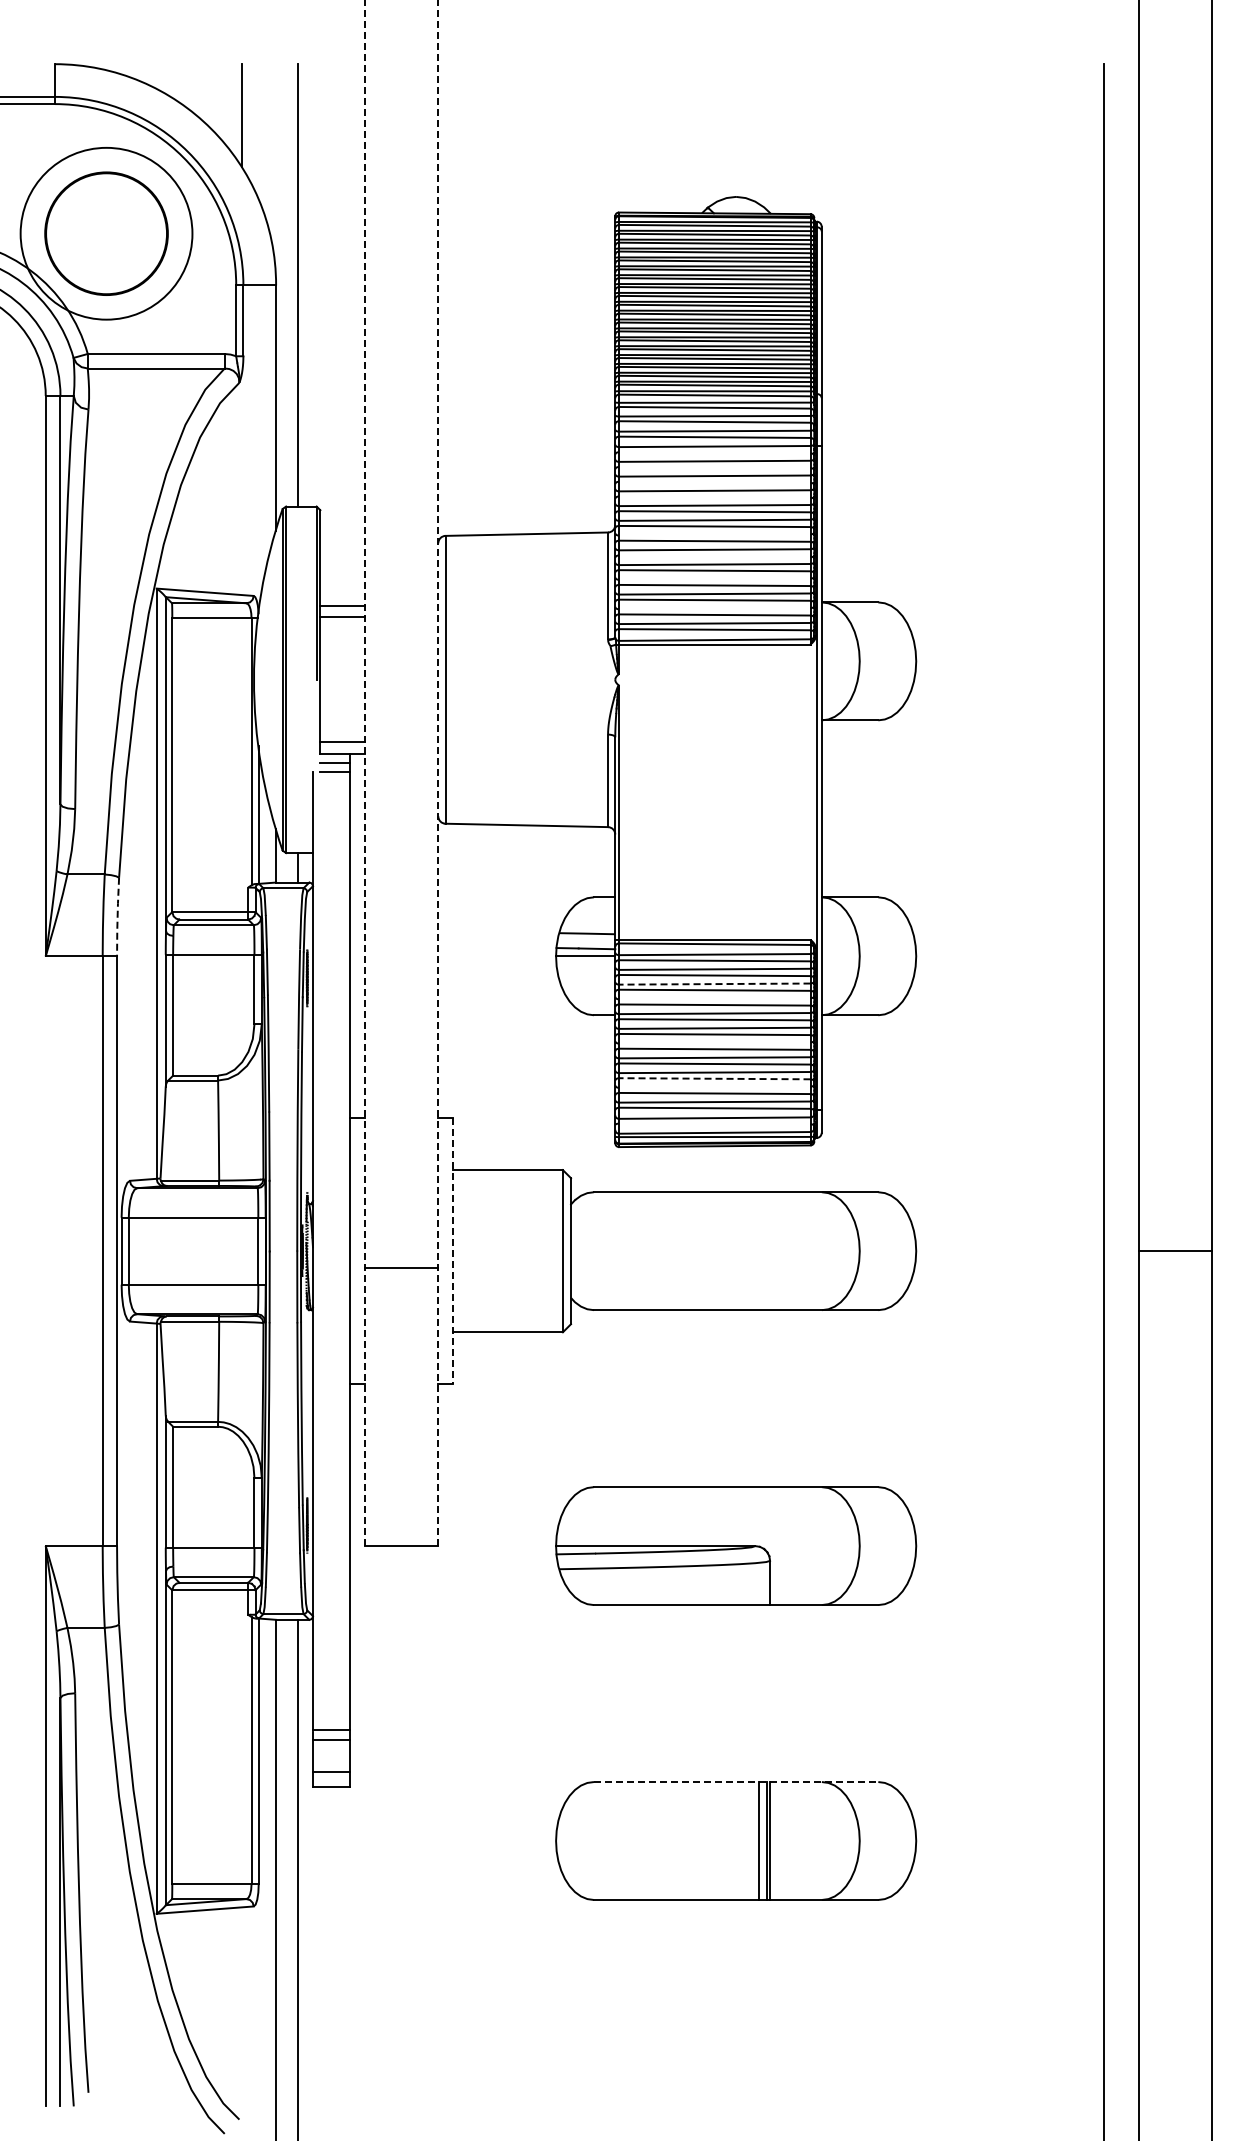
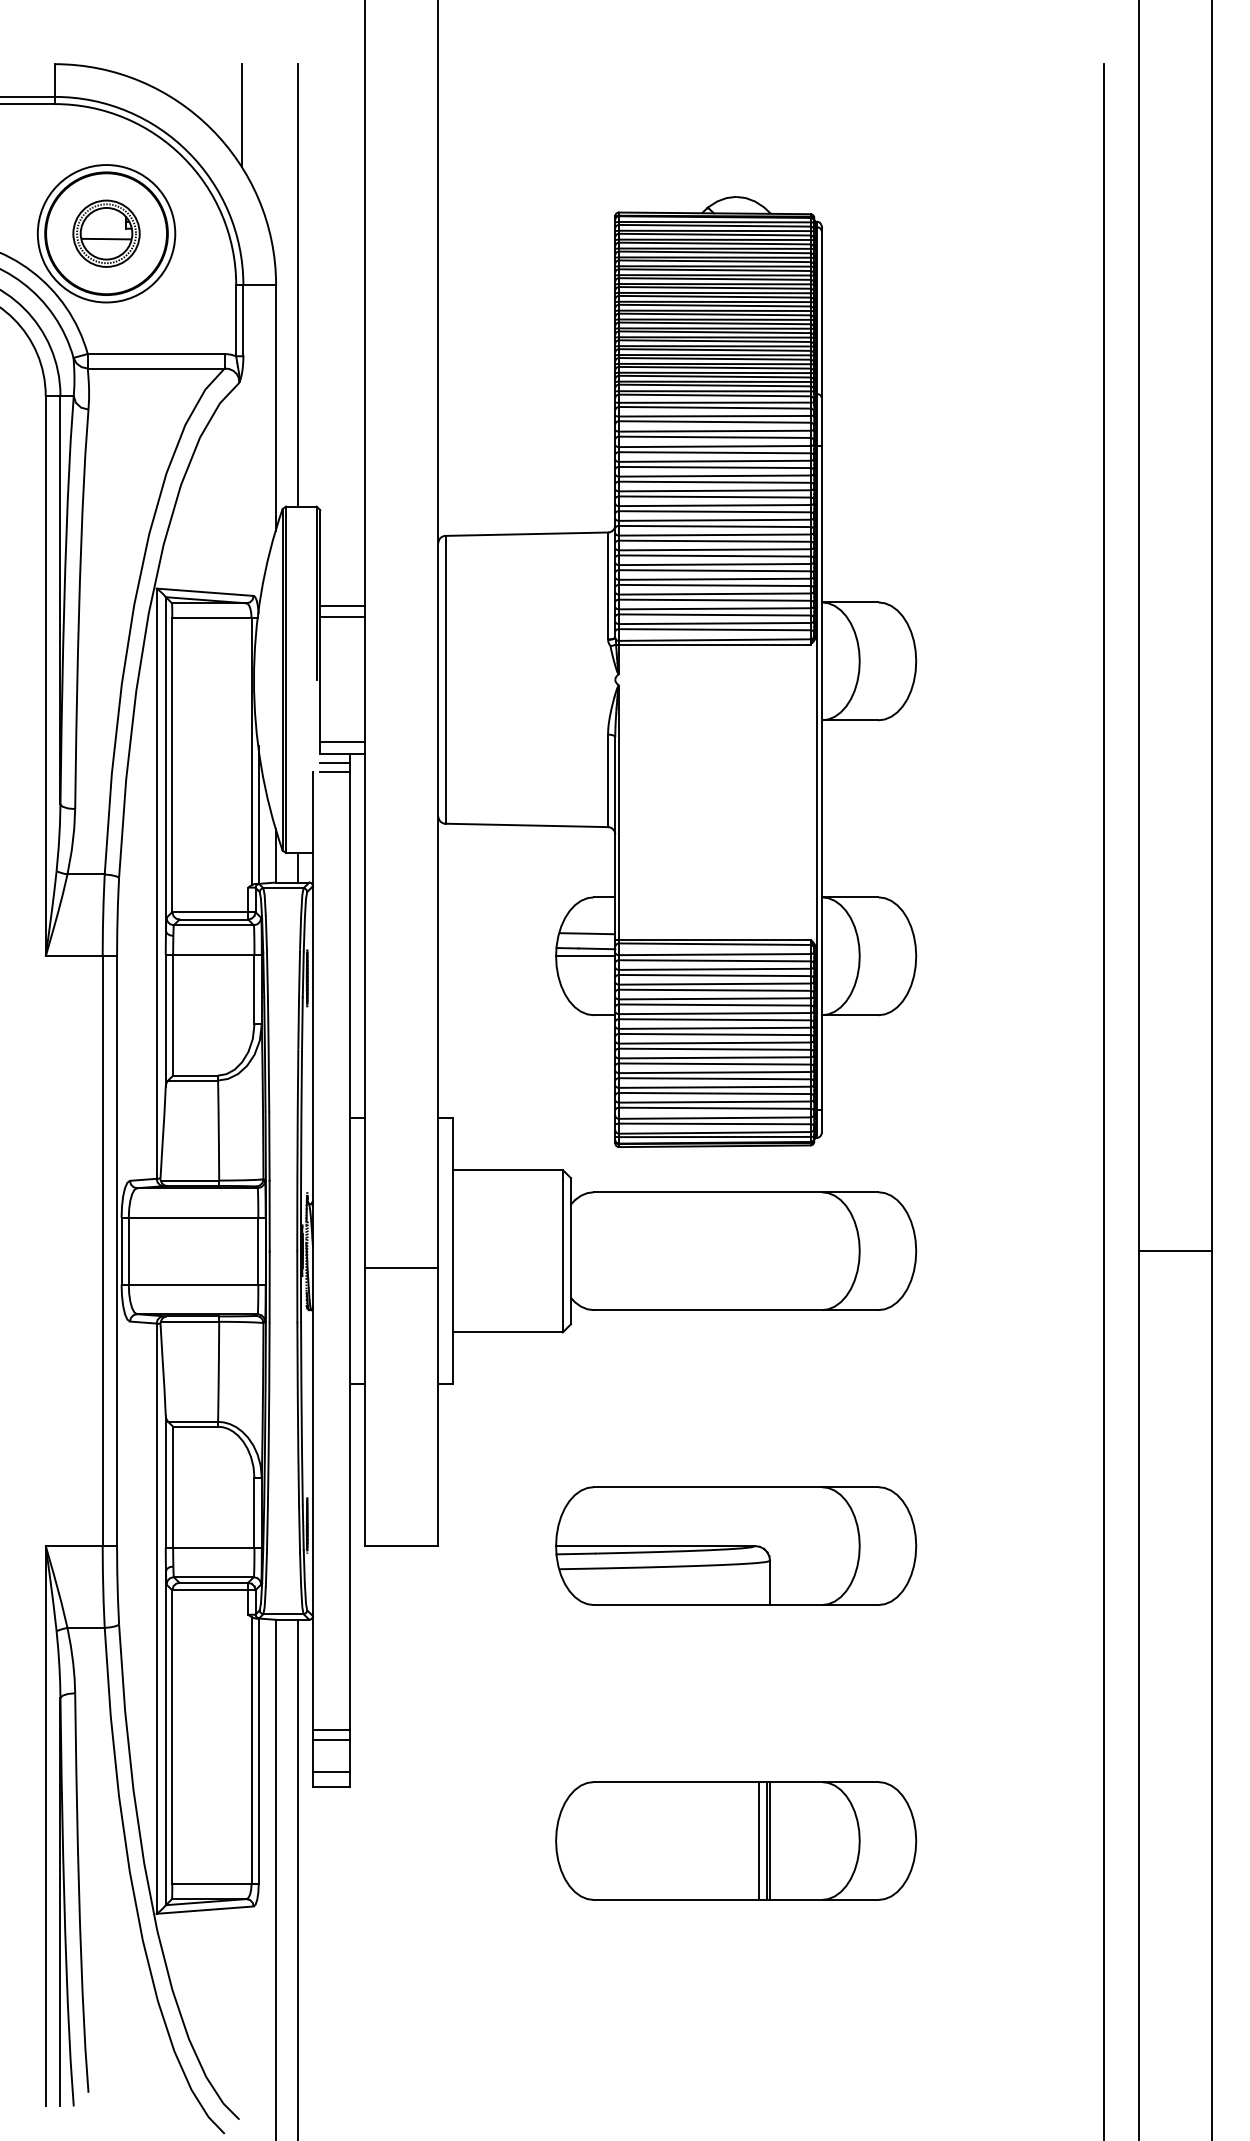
circle diameter: 172 px -> 137 px (106, 233)
part: none -> present (106, 233)
line: none -> present (714, 452)
line: none -> present (714, 467)
line: none -> present (714, 481)
line: none -> present (714, 496)
line: none -> present (714, 534)
line: none -> present (714, 555)
line: none -> present (714, 578)
line: none -> present (714, 608)
line: dashed -> solid (364, 773)
line: dashed -> solid (438, 773)
line: dashed -> solid (117, 917)
line: dashed -> solid (714, 984)
line: none -> present (714, 998)
line: none -> present (714, 1042)
line: dashed -> solid (714, 1078)
line: none -> present (714, 1086)
line: none -> present (714, 1123)
line: dashed -> solid (453, 1251)
line: dashed -> solid (736, 1782)
